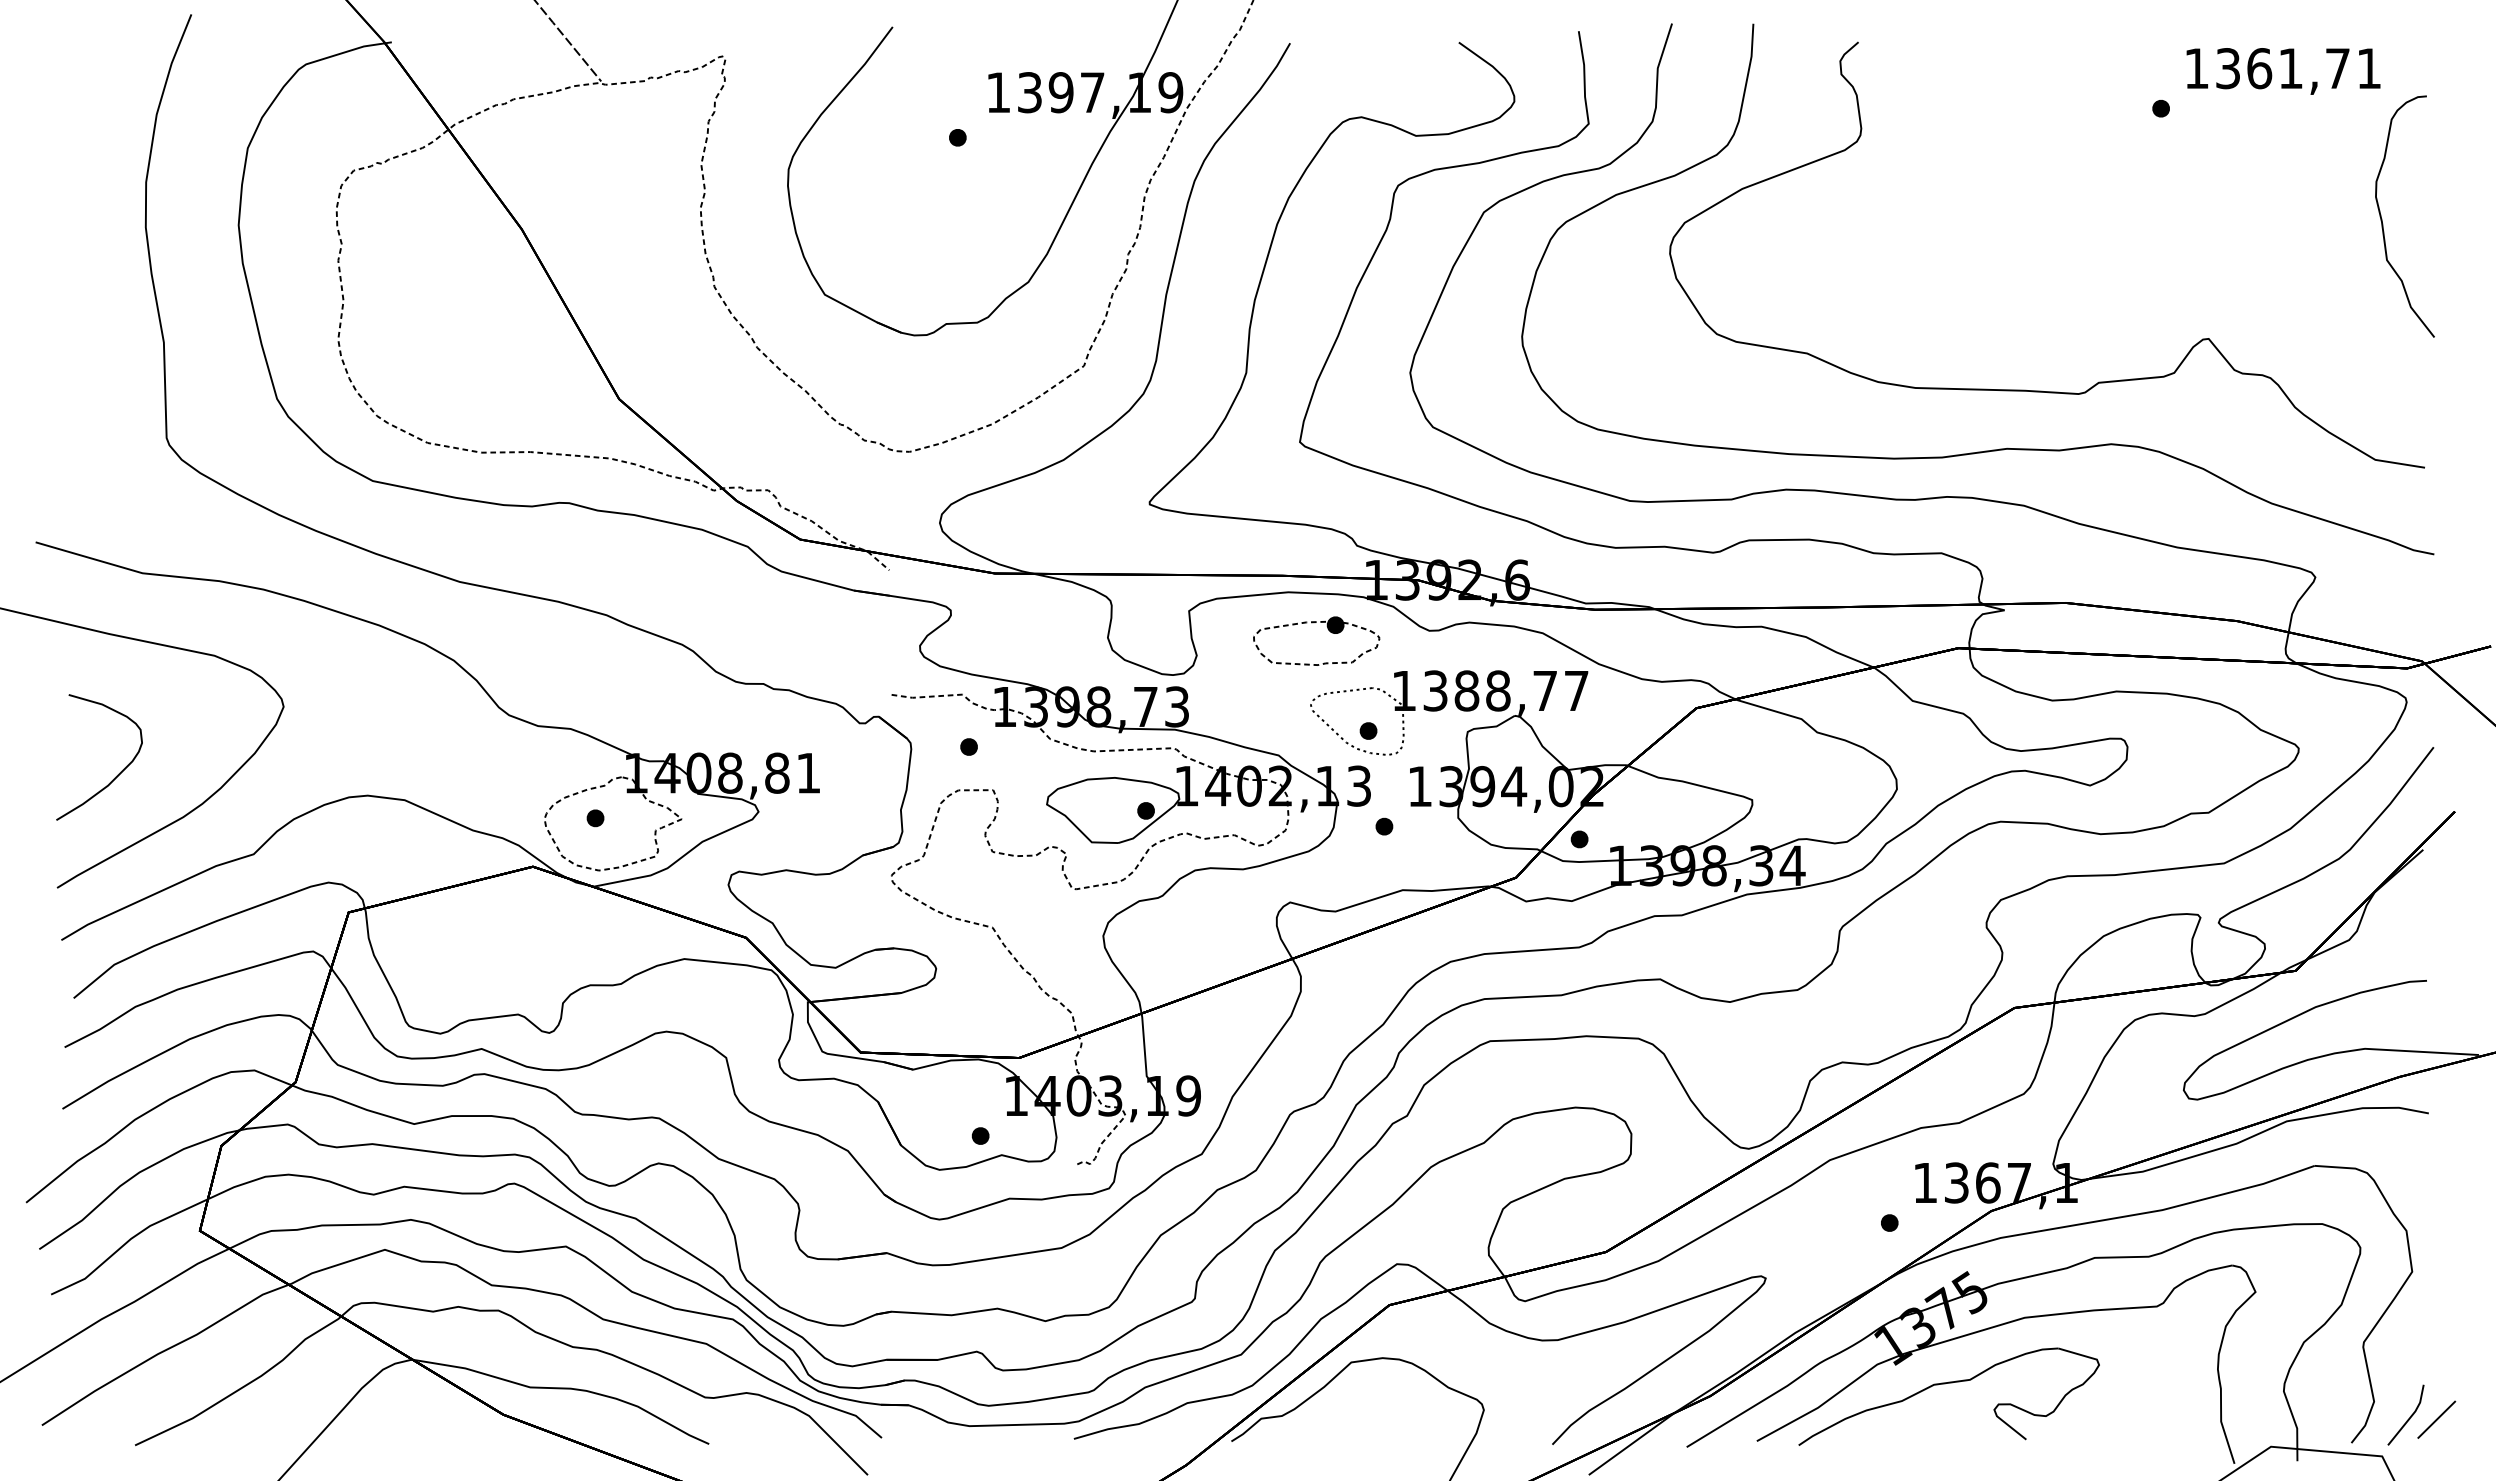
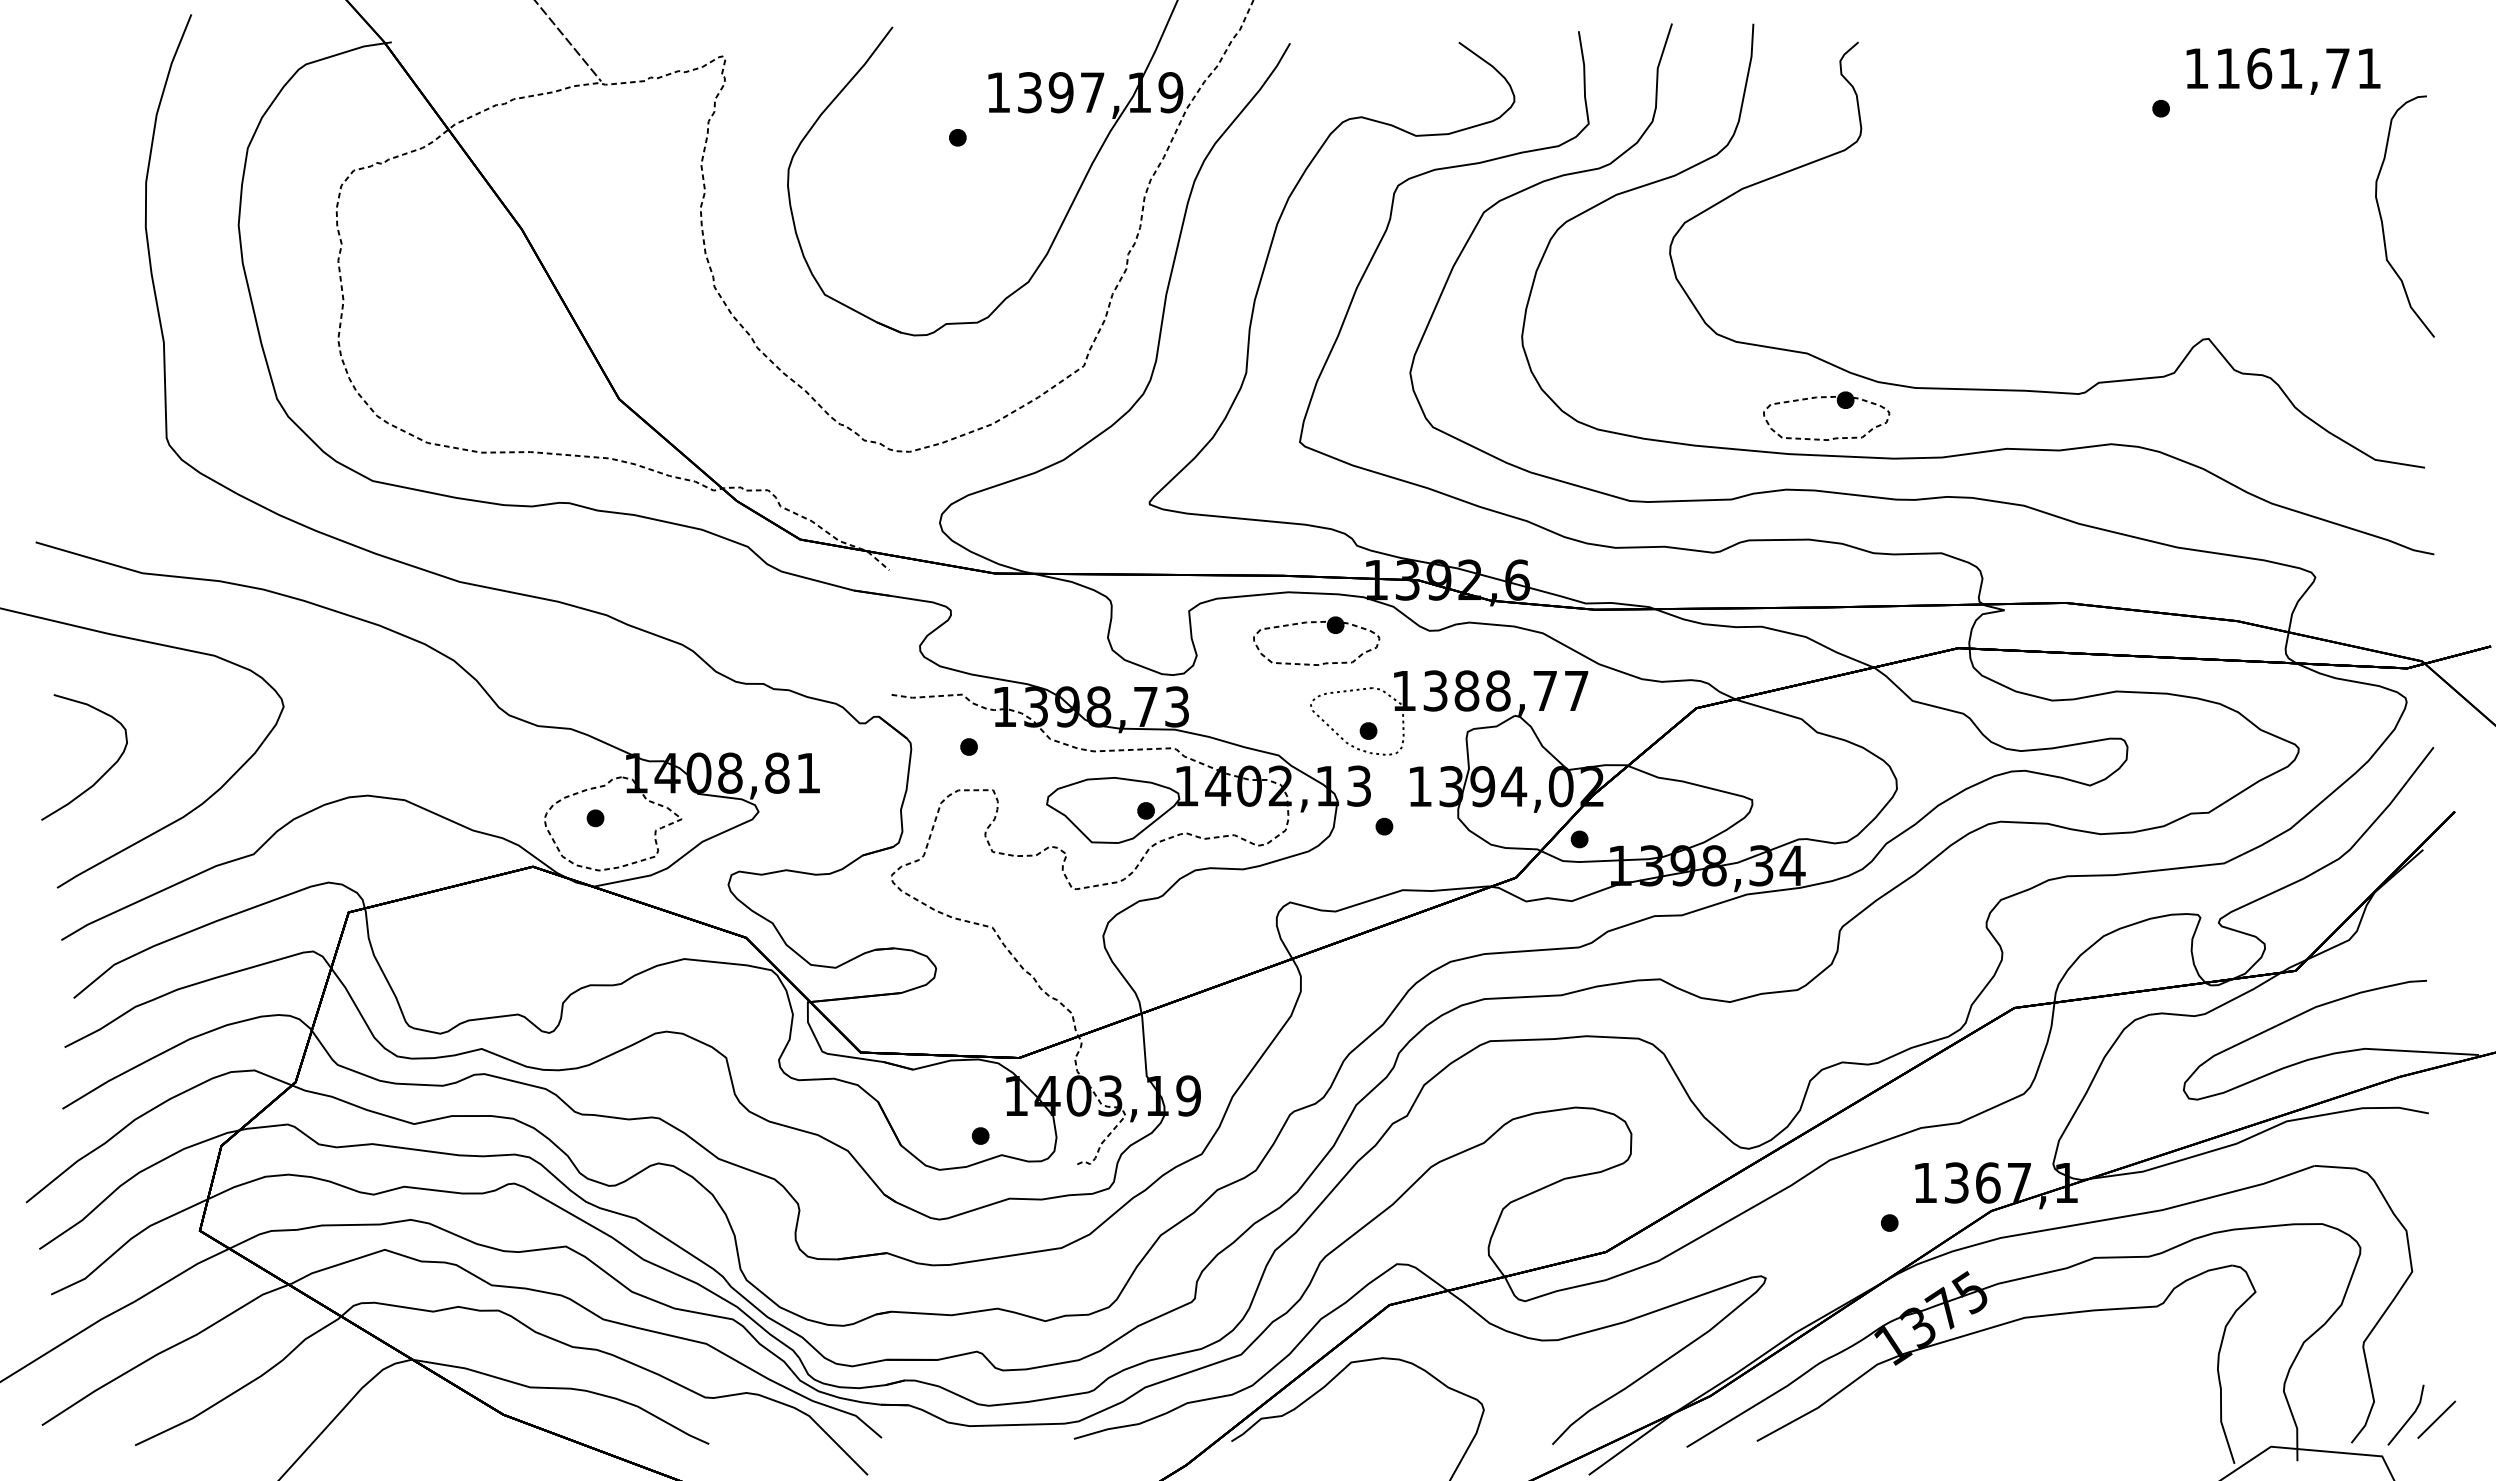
text: 1361,71 -> 1161,71 (2227, 68)
part: none -> present (1837, 404)
curve position: (117, 774) -> (102, 774) (102, 774)
part: present -> none (1945, 1384)
